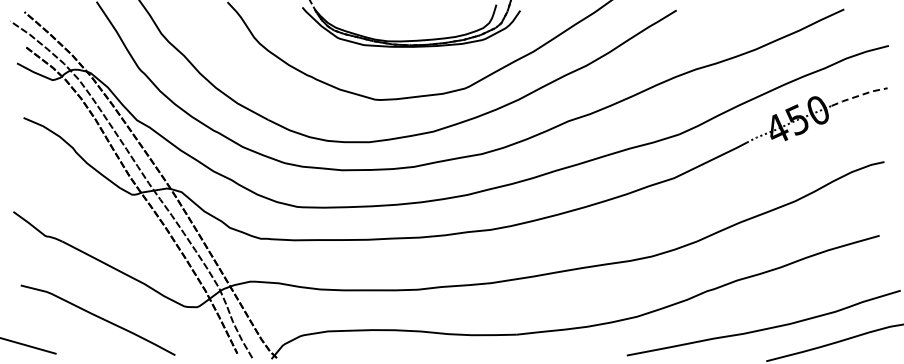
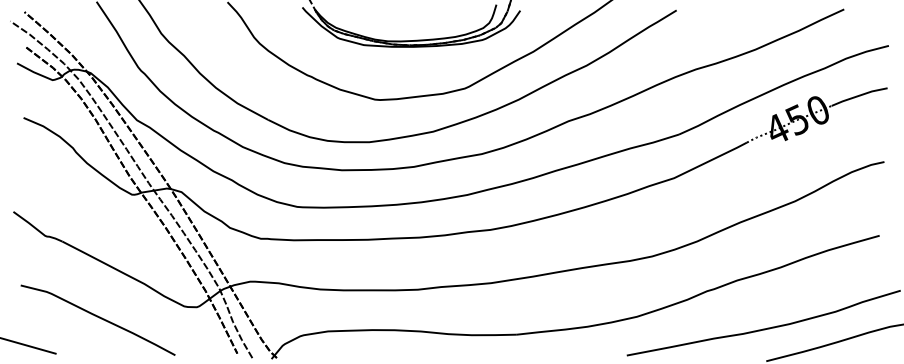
line: dashed -> solid (859, 95)
